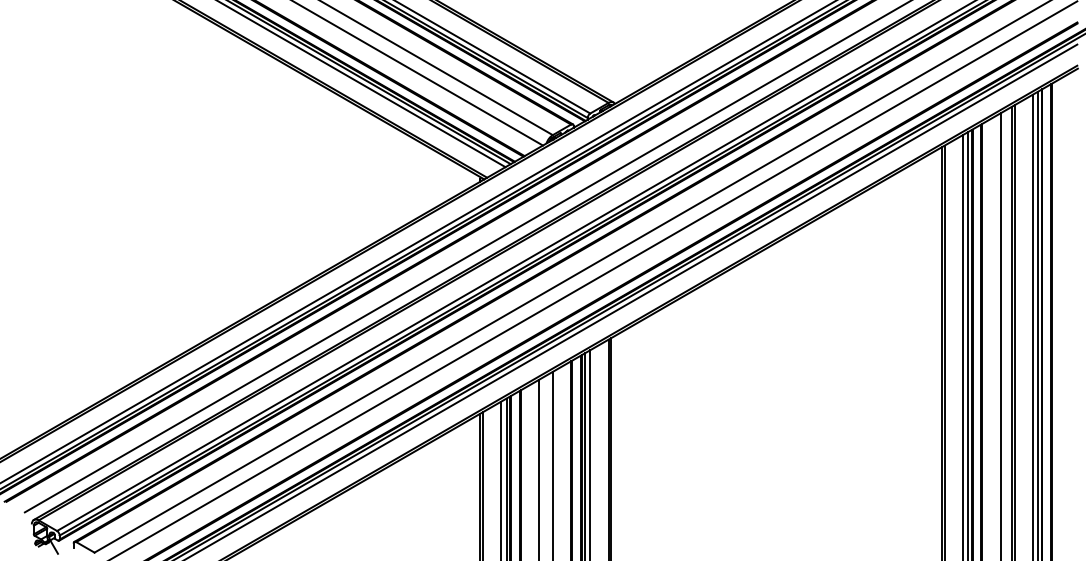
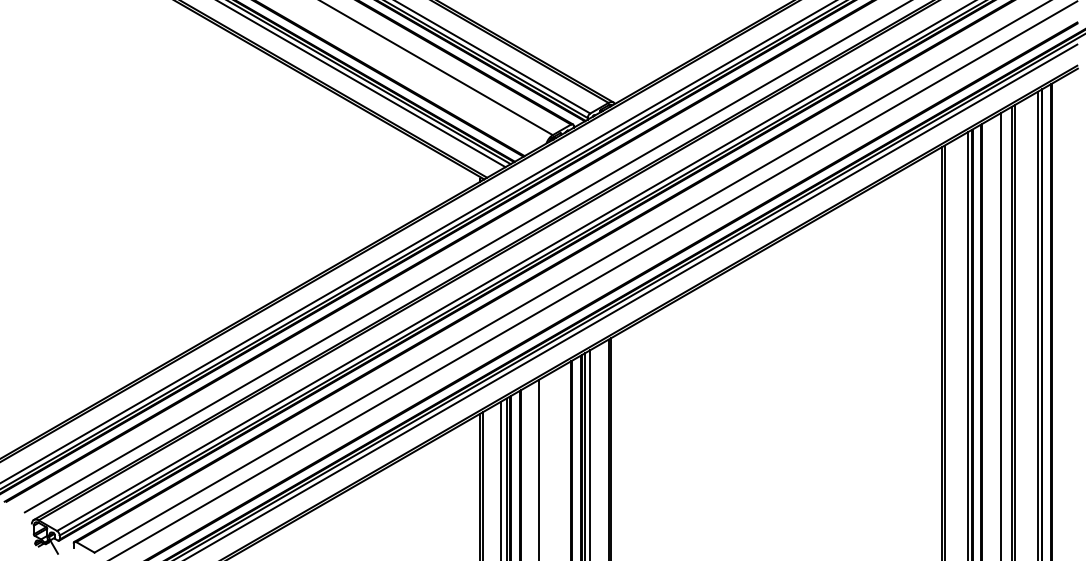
line: present -> none (418, 73)
line: present -> none (1032, 325)
line: present -> none (963, 345)
line: present -> none (552, 464)
